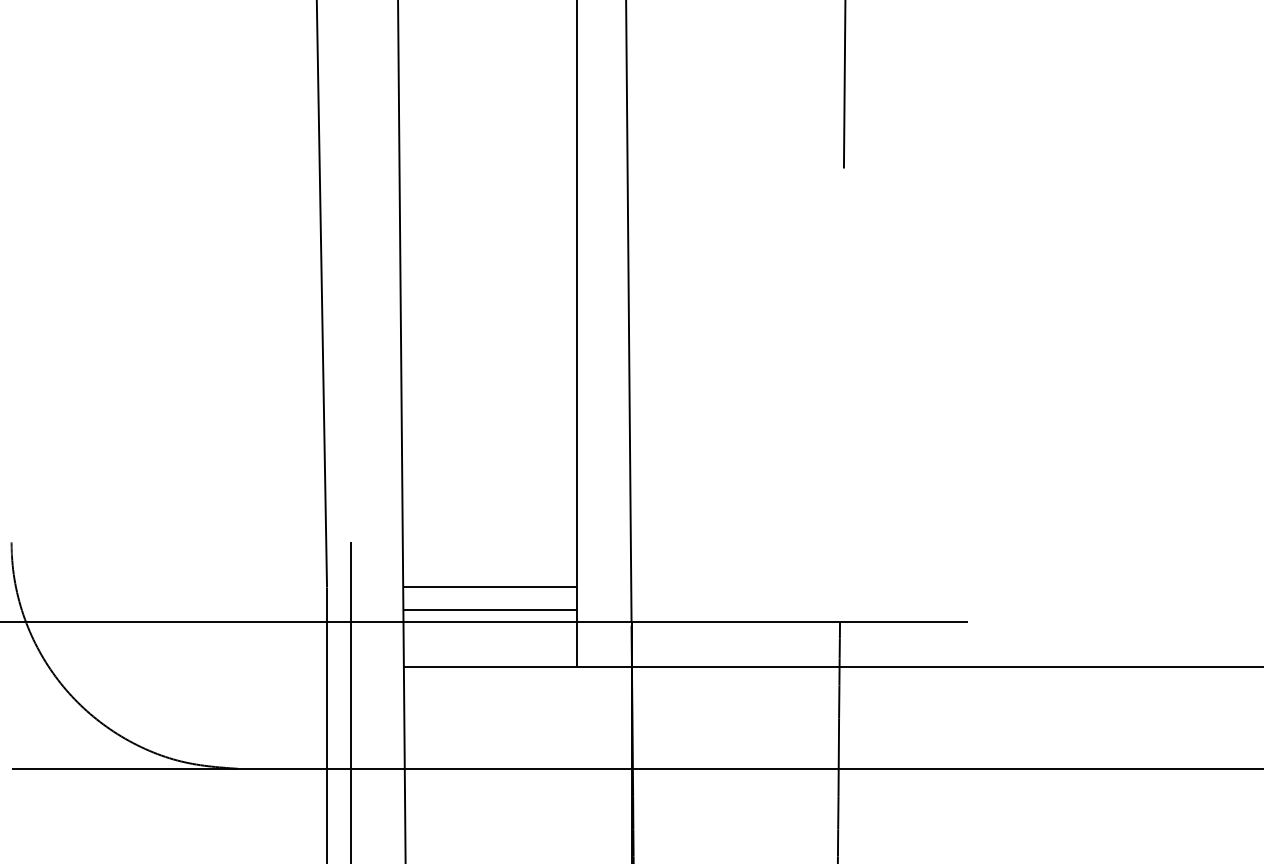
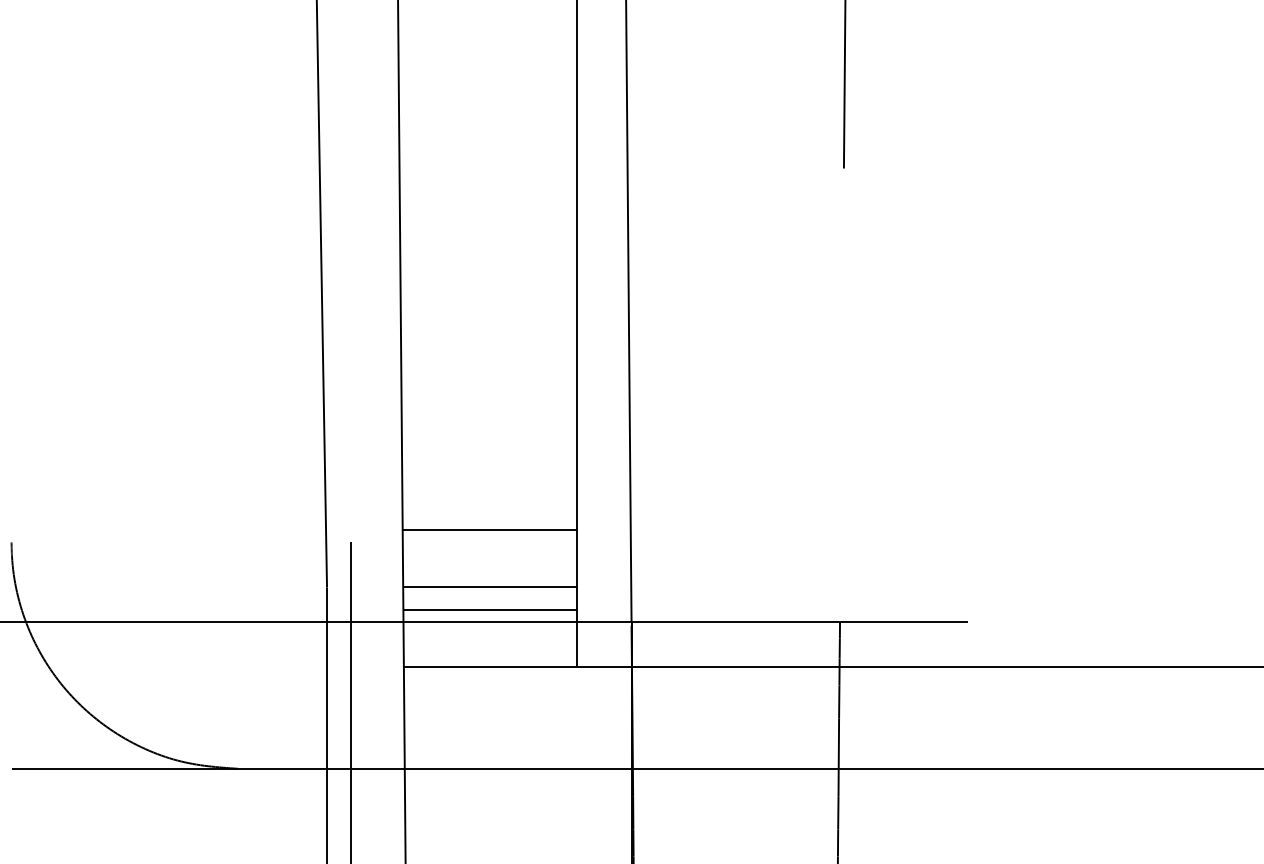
line: none -> present (489, 530)
